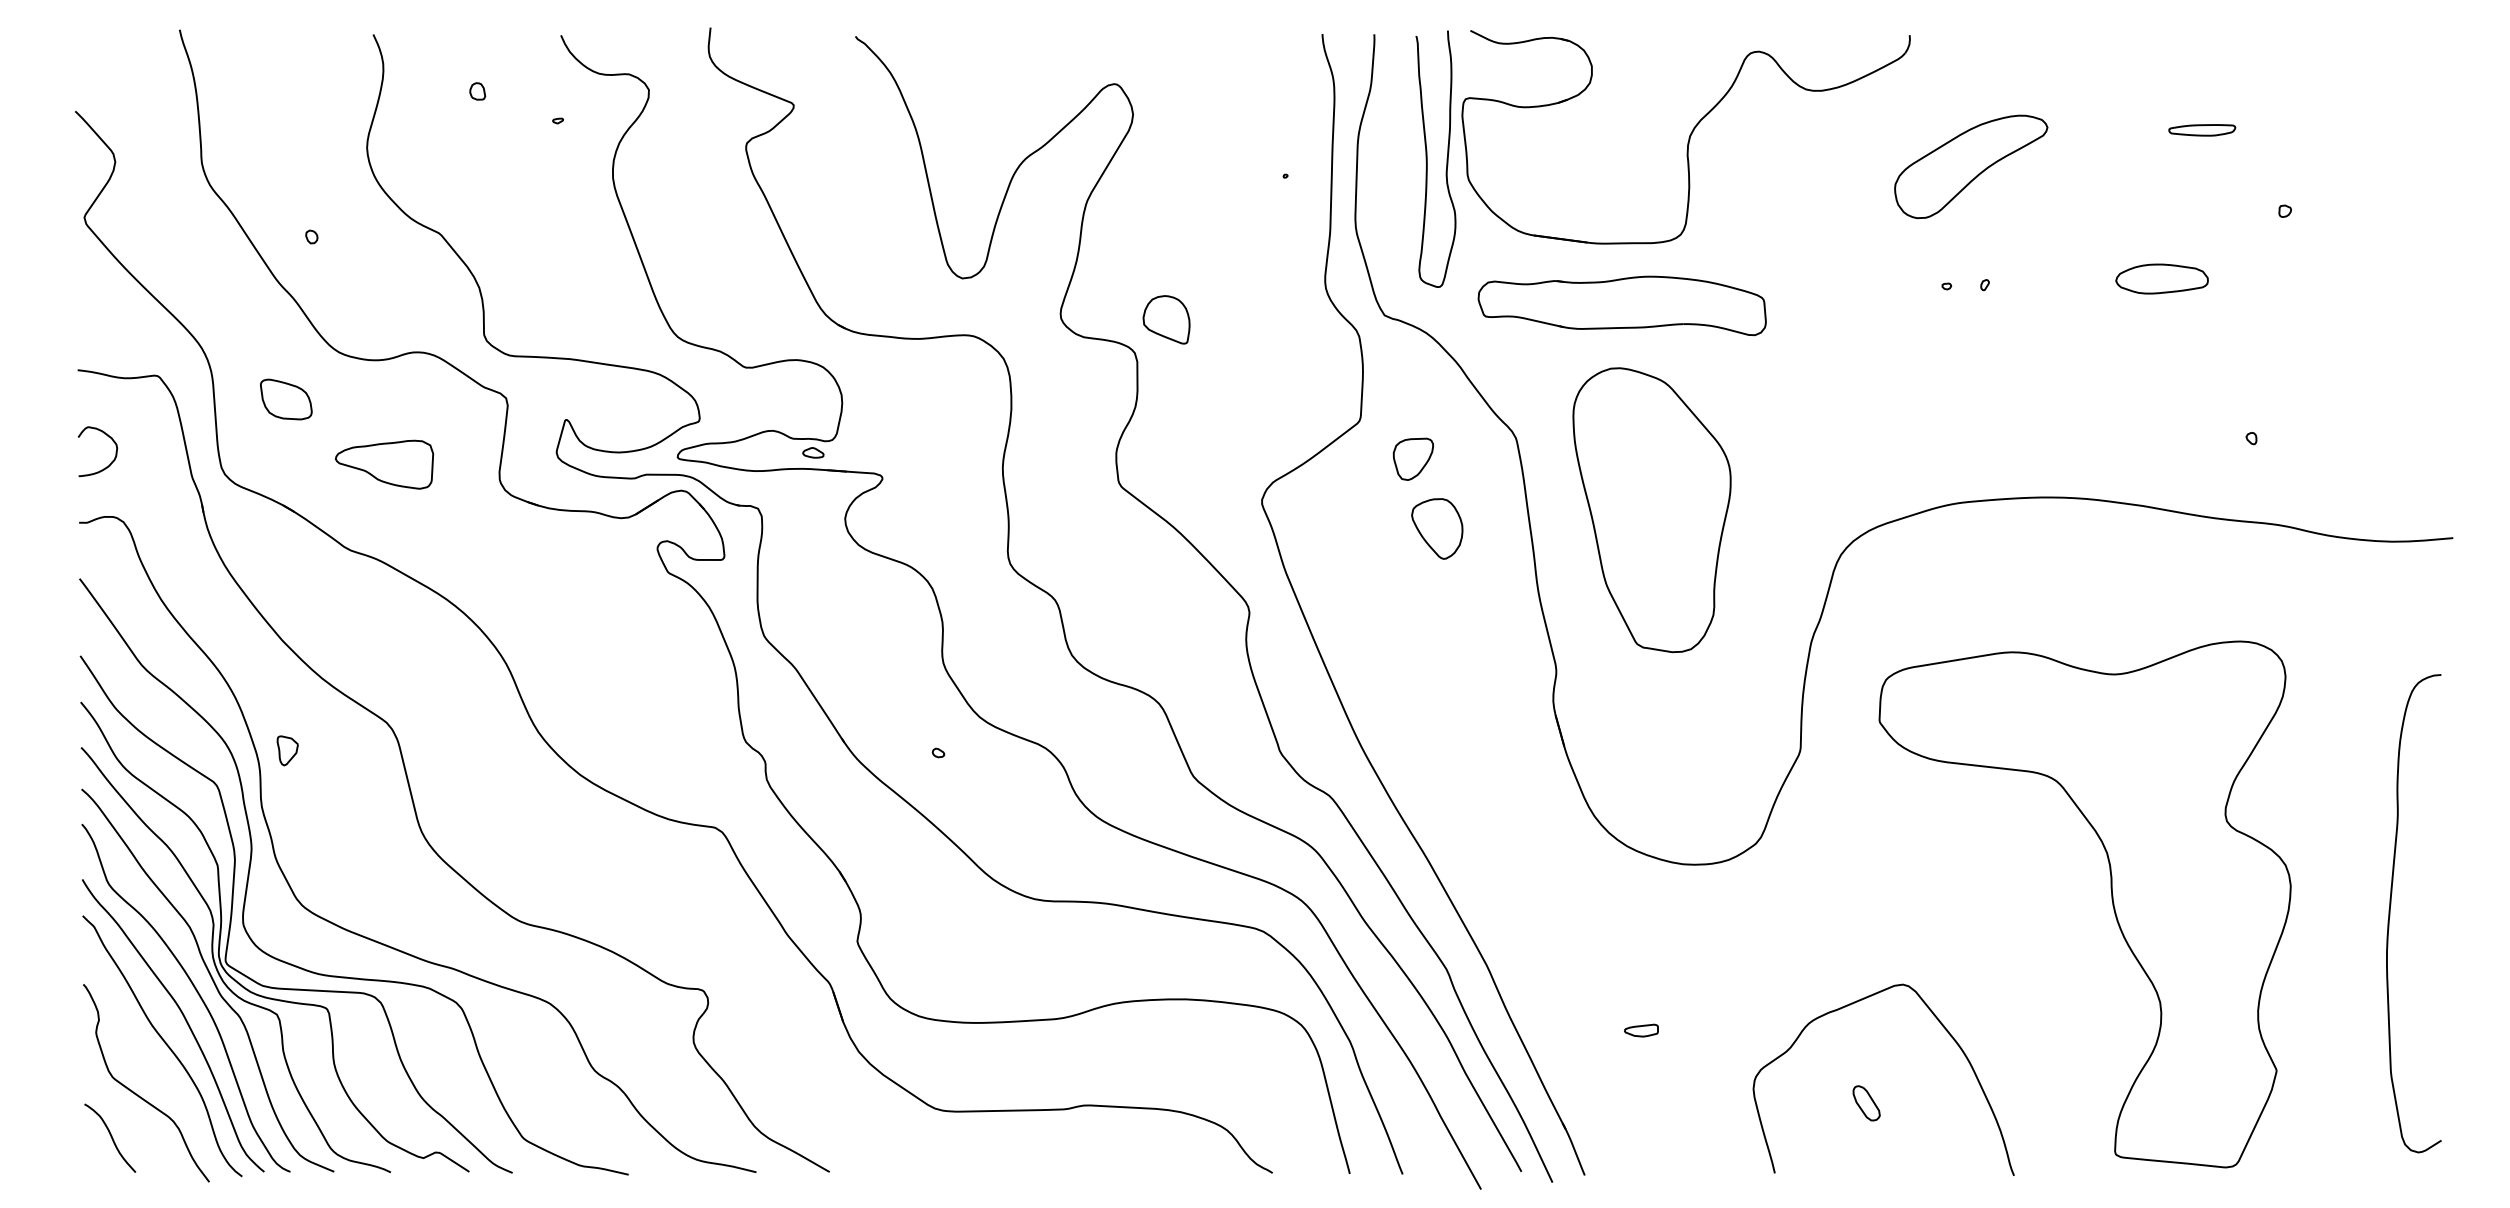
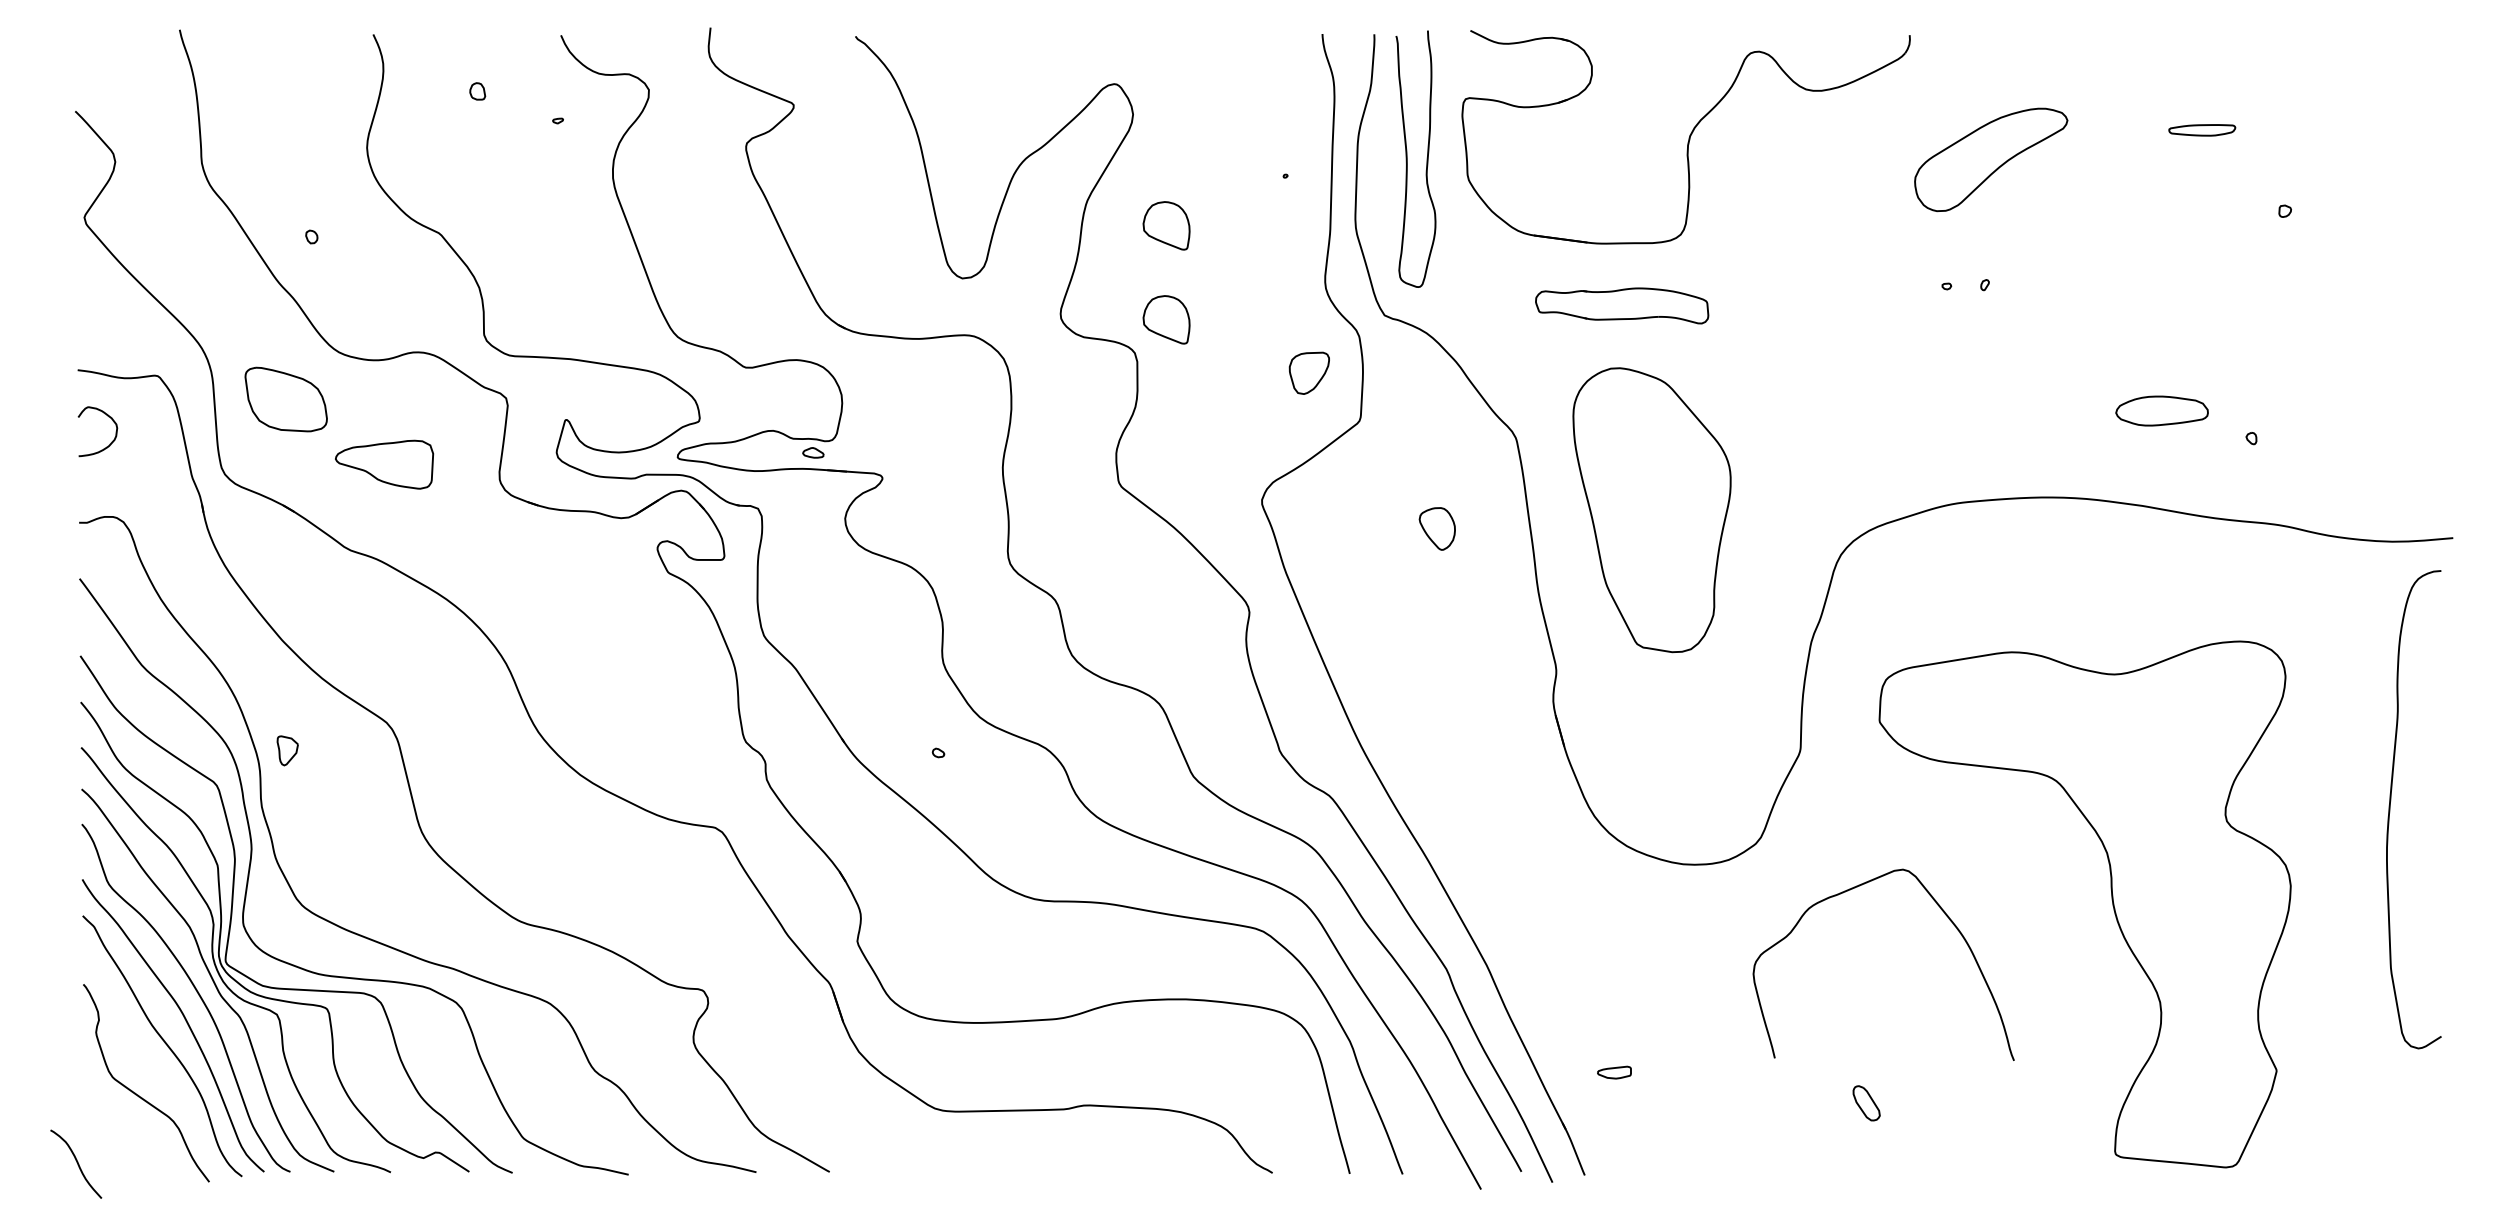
curve position: (1427, 158) -> (1407, 158) (1407, 158)
part position: (1971, 166) -> (1991, 159) (1991, 159)
part: none -> present (1166, 225)
part position: (2161, 278) -> (2161, 410) (2161, 410)
part size: 290x62 px -> 175x38 px (1622, 305)
part size: 53x43 px -> 84x67 px (285, 399)
part position: (1412, 458) -> (1308, 372) (1308, 372)
curve position: (110, 462) -> (110, 442) (110, 442)
part size: 53x62 px -> 38x44 px (1436, 528)
curve position: (2390, 913) -> (2390, 809) (2390, 809)
part position: (1641, 1030) -> (1614, 1072) (1614, 1072)
curve position: (1945, 1030) -> (1945, 915) (1945, 915)
curve position: (110, 1136) -> (76, 1162) (76, 1162)
